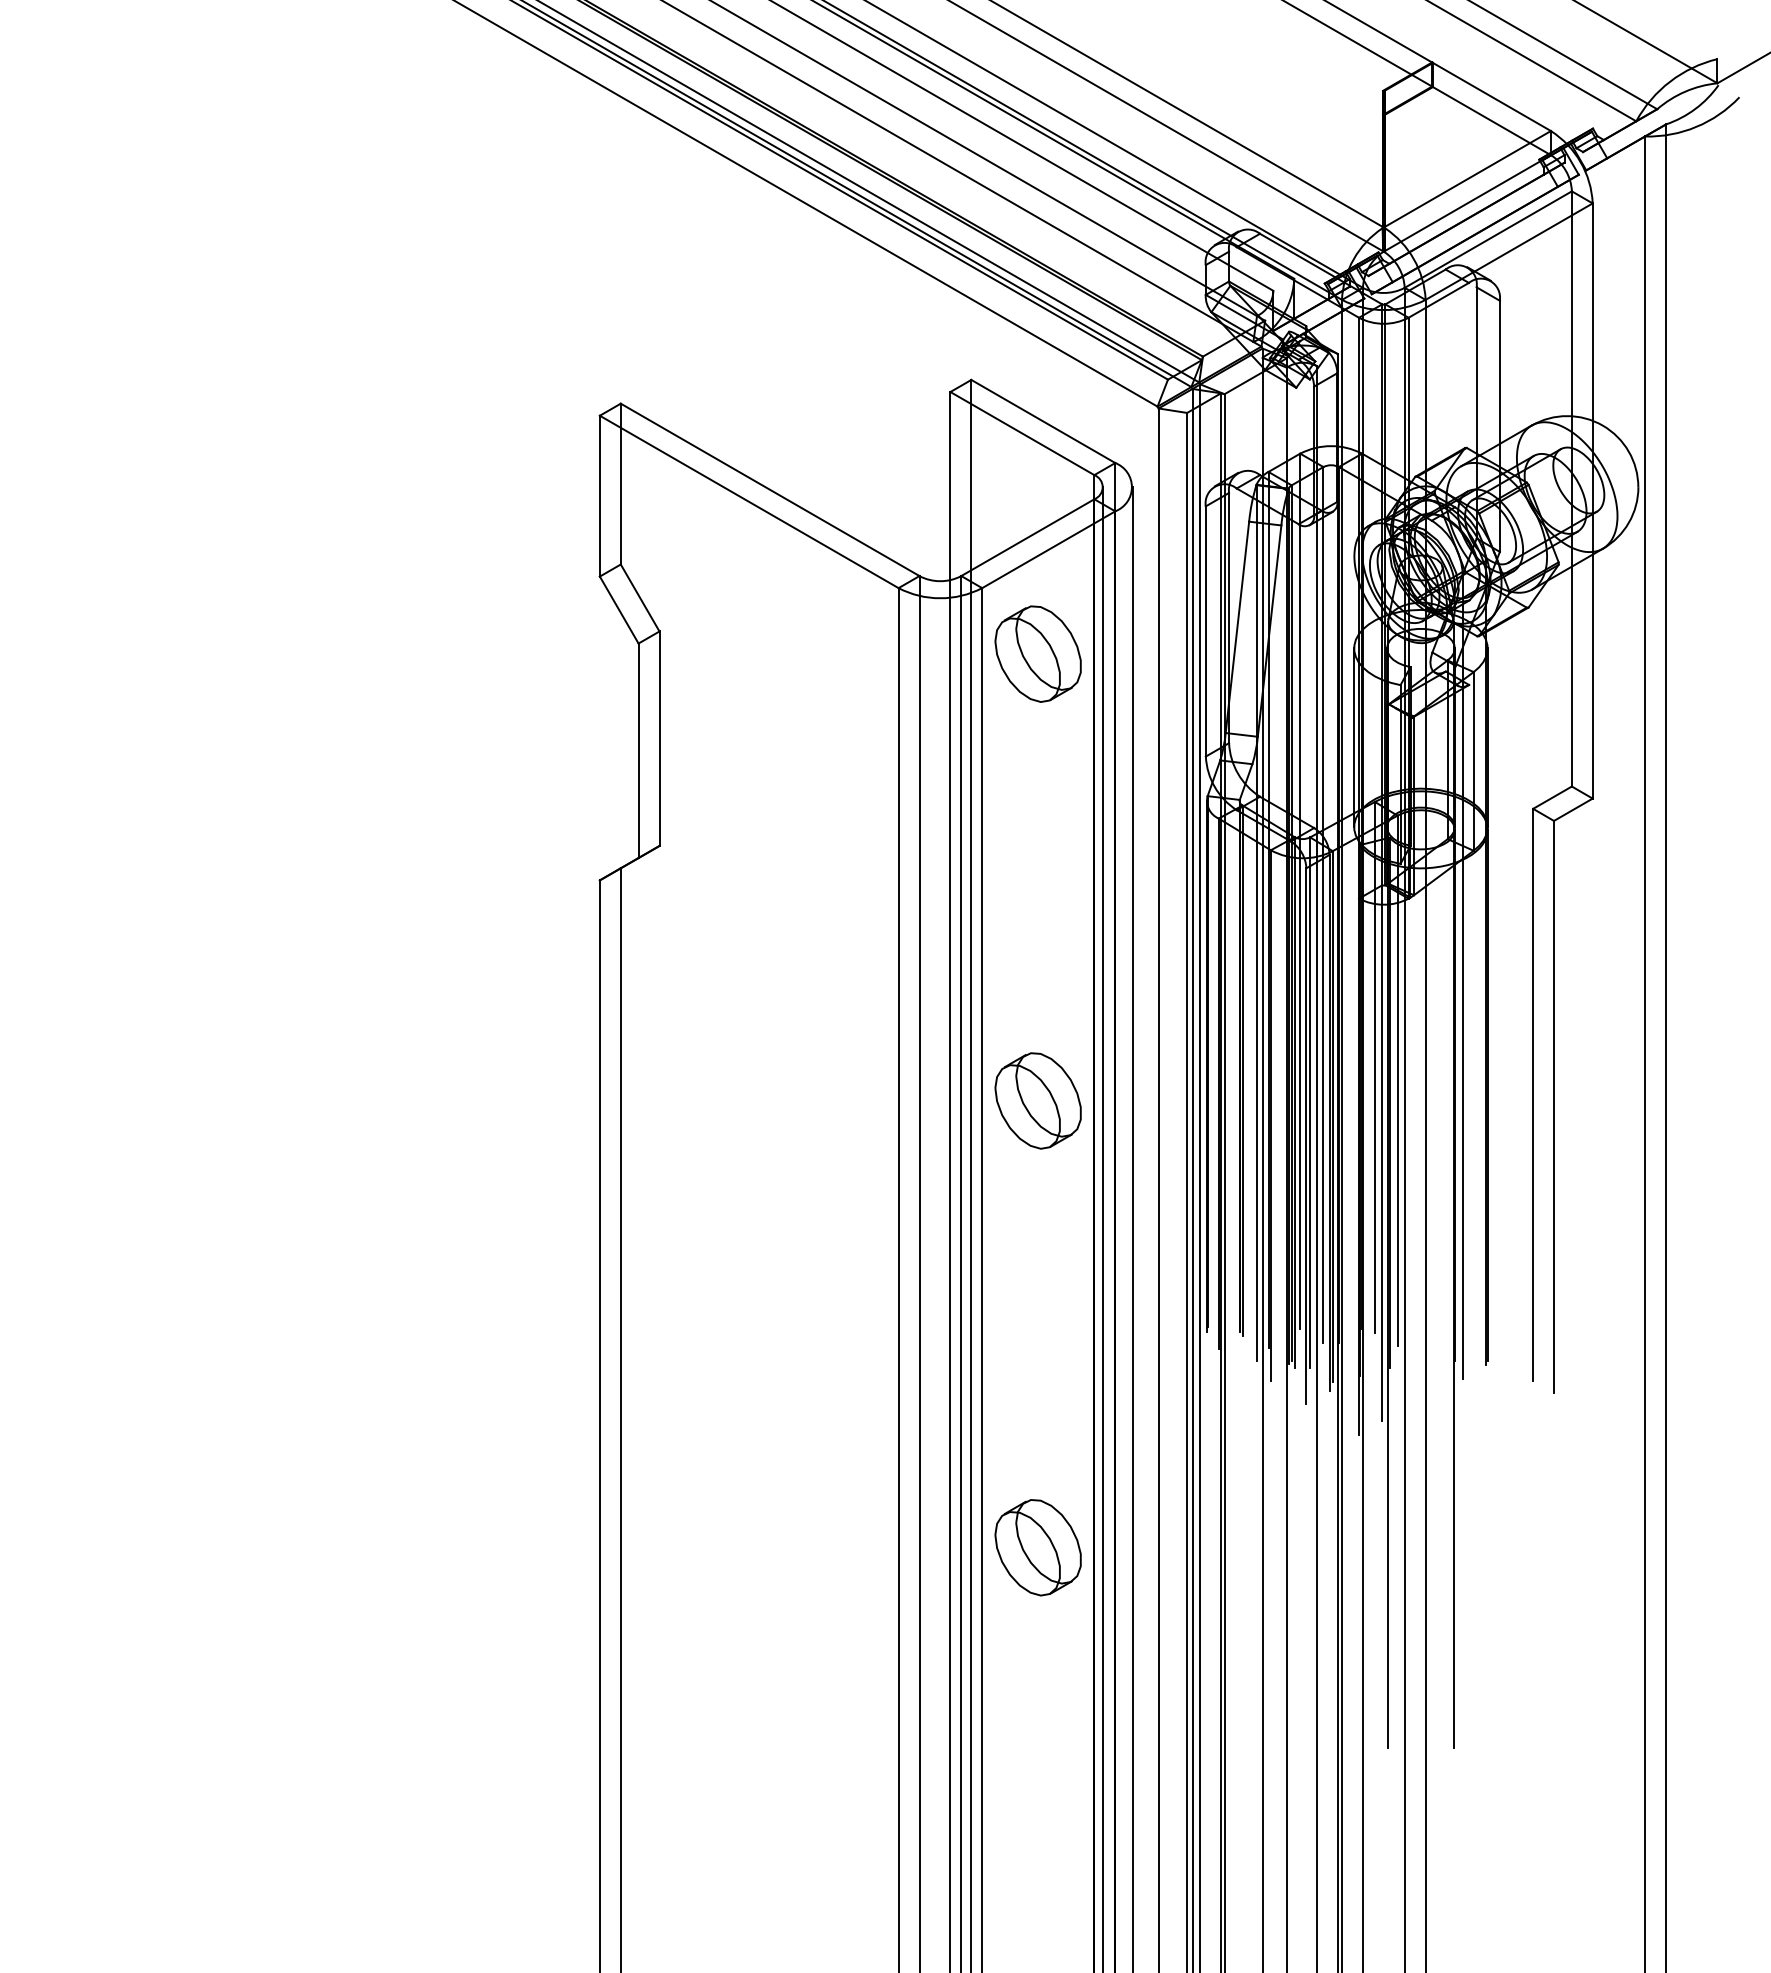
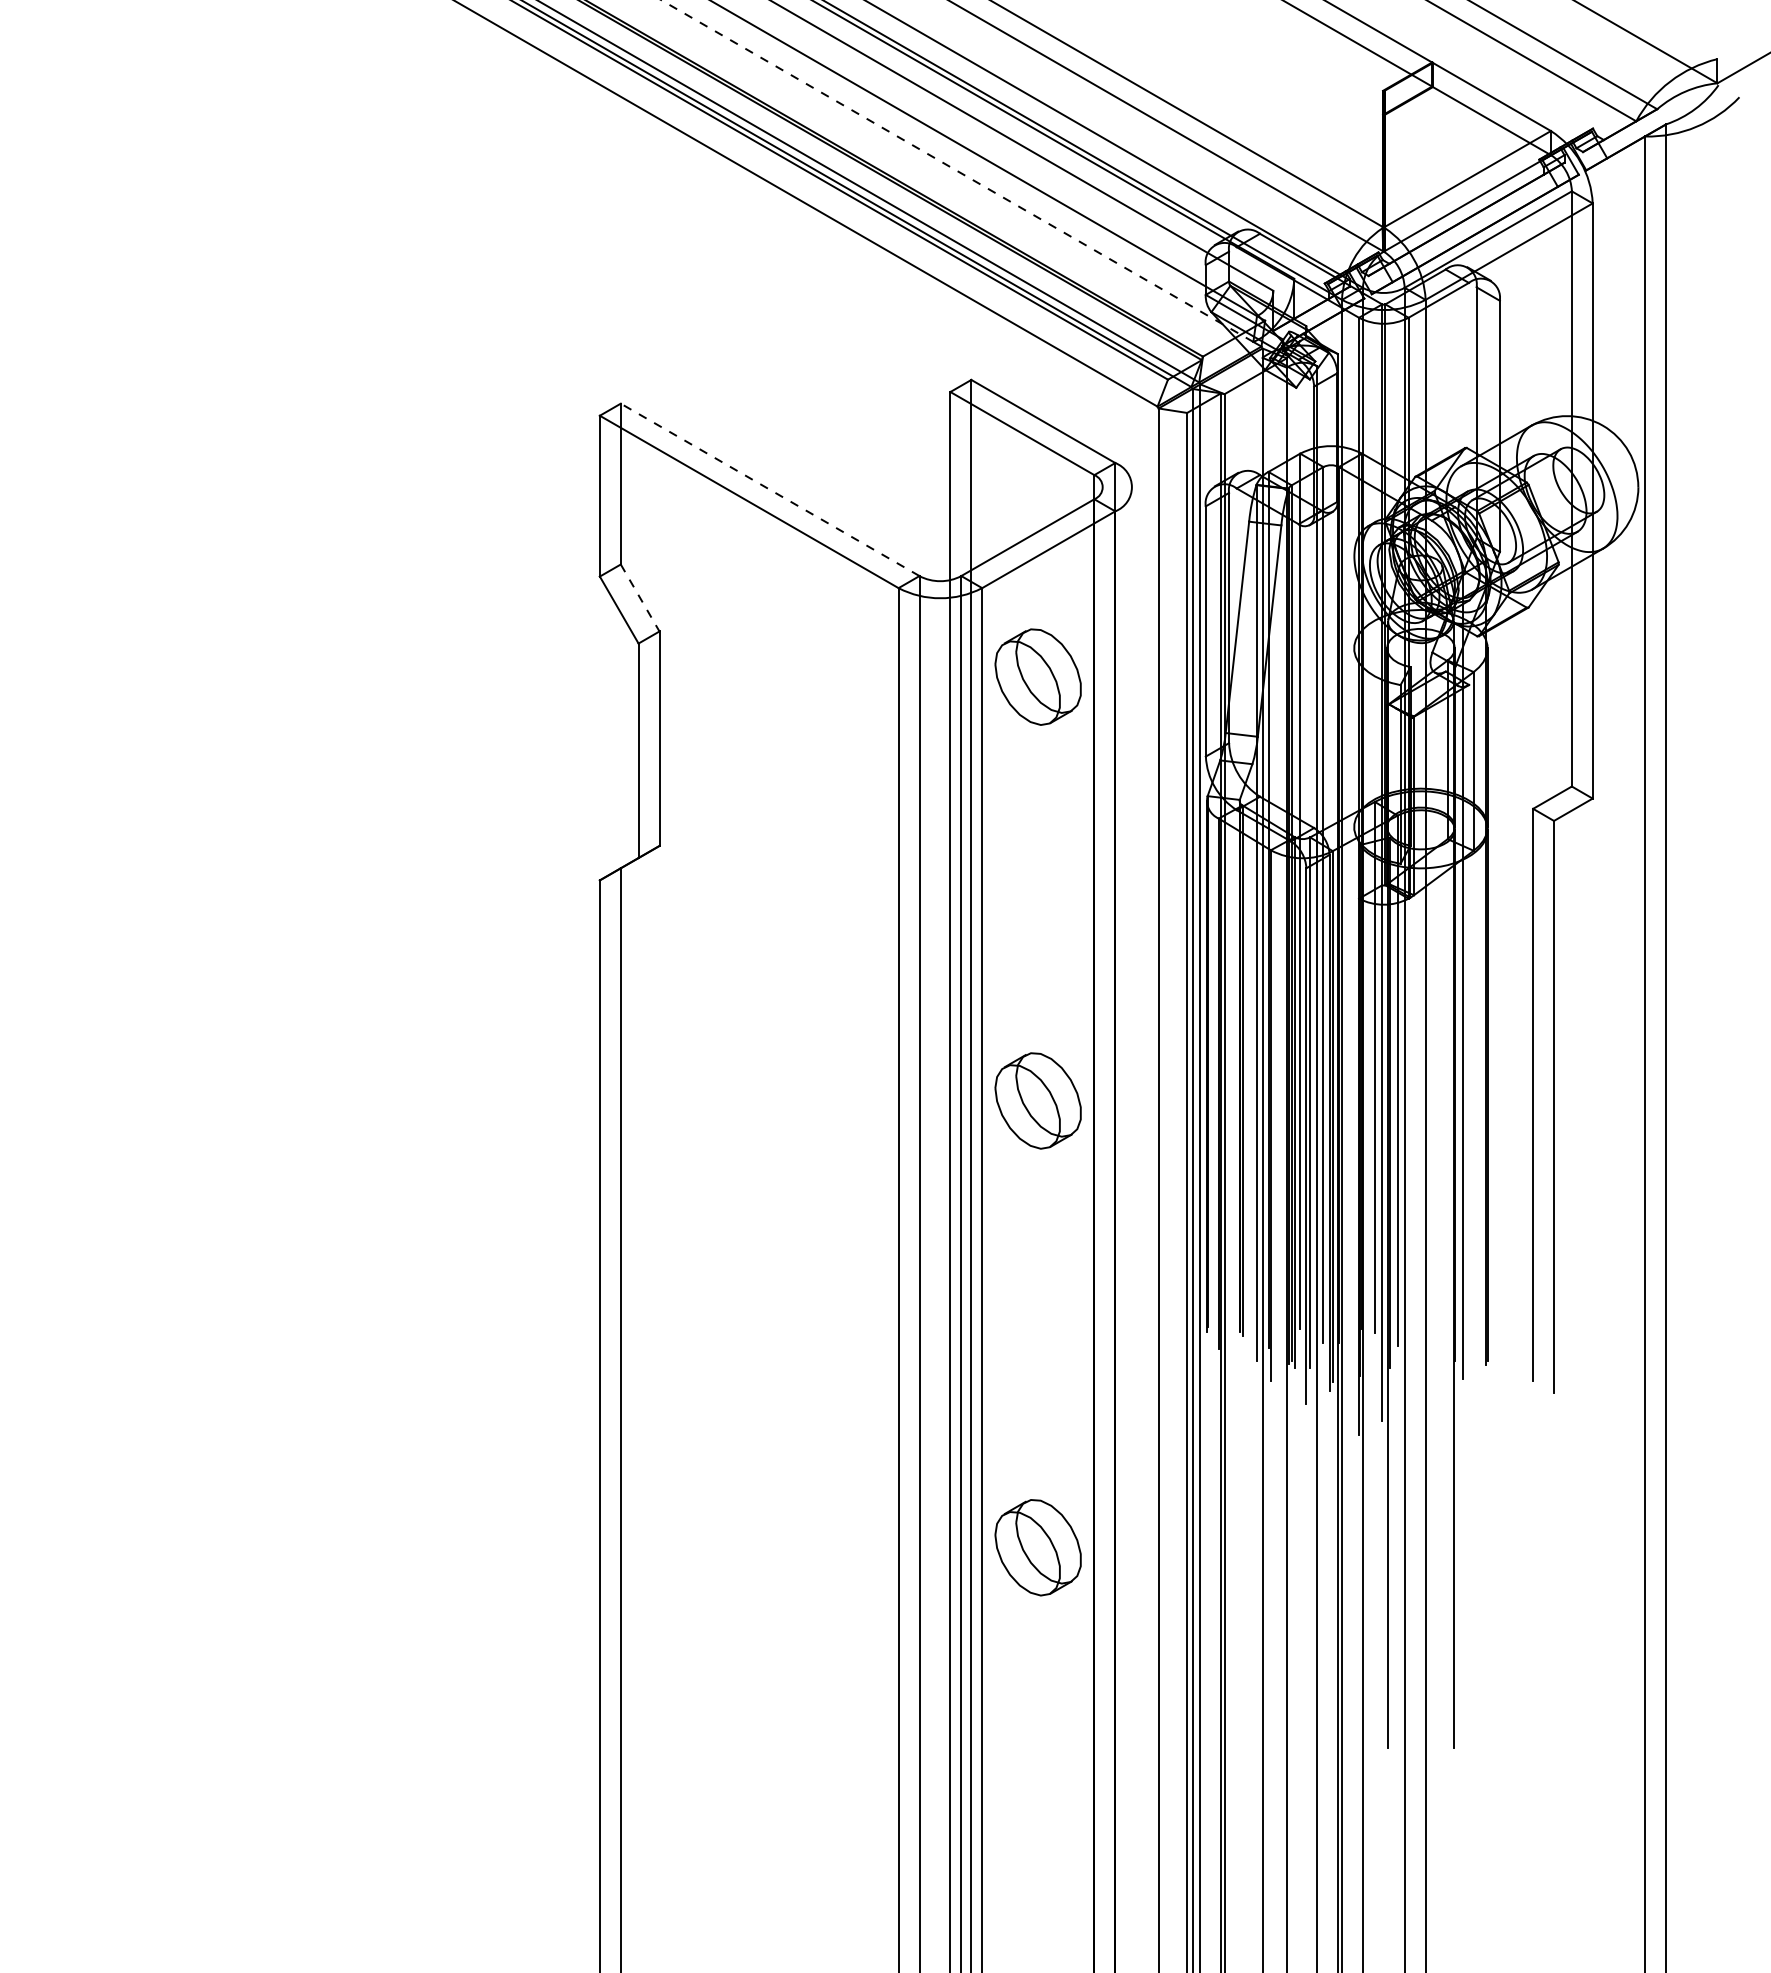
line: solid -> dashed (957, 170)
line: solid -> dashed (769, 489)
line: solid -> dashed (640, 597)
part position: (1037, 653) -> (1037, 676) (1037, 676)
line: present -> none (1354, 737)
line: present -> none (1103, 1228)
line: present -> none (1132, 1228)
